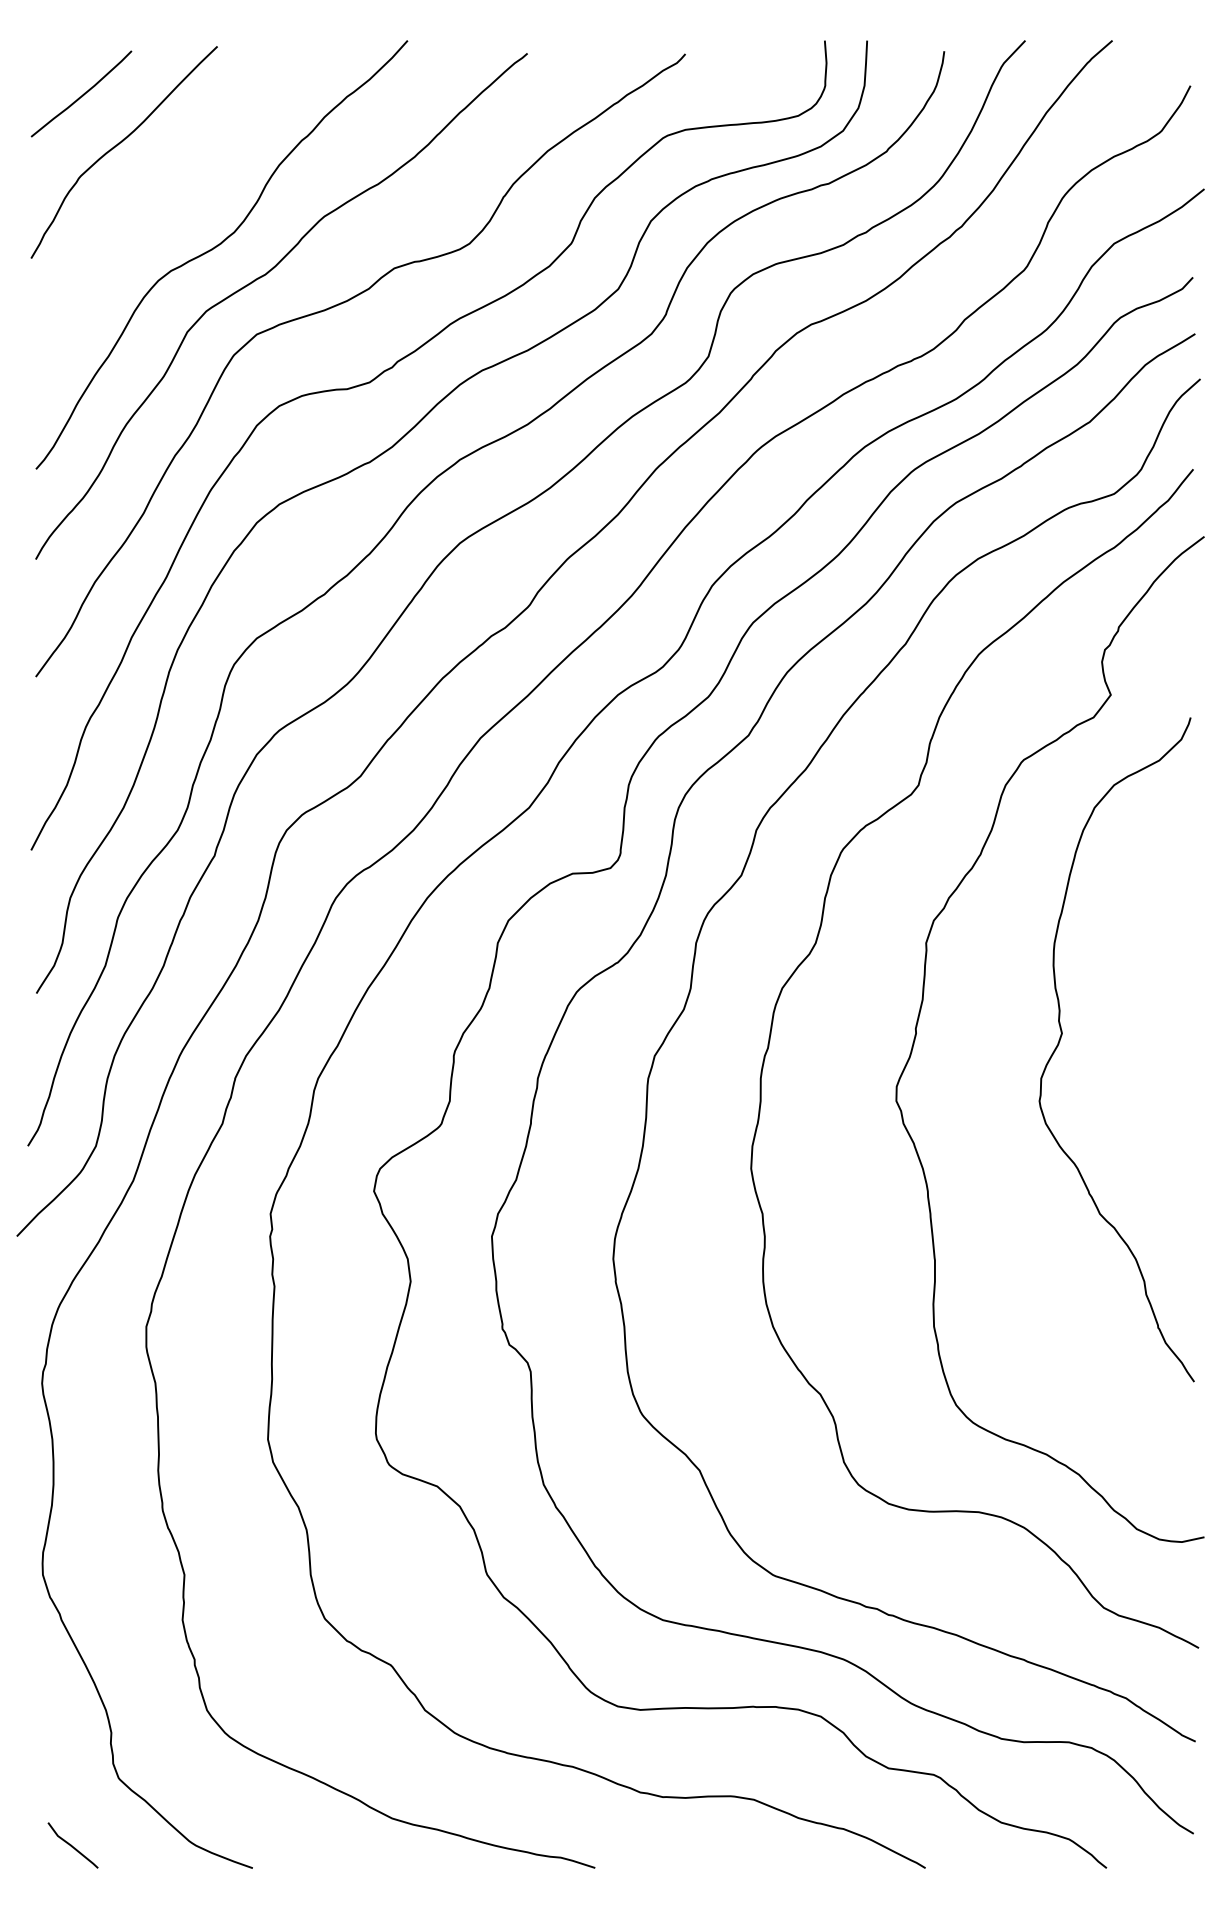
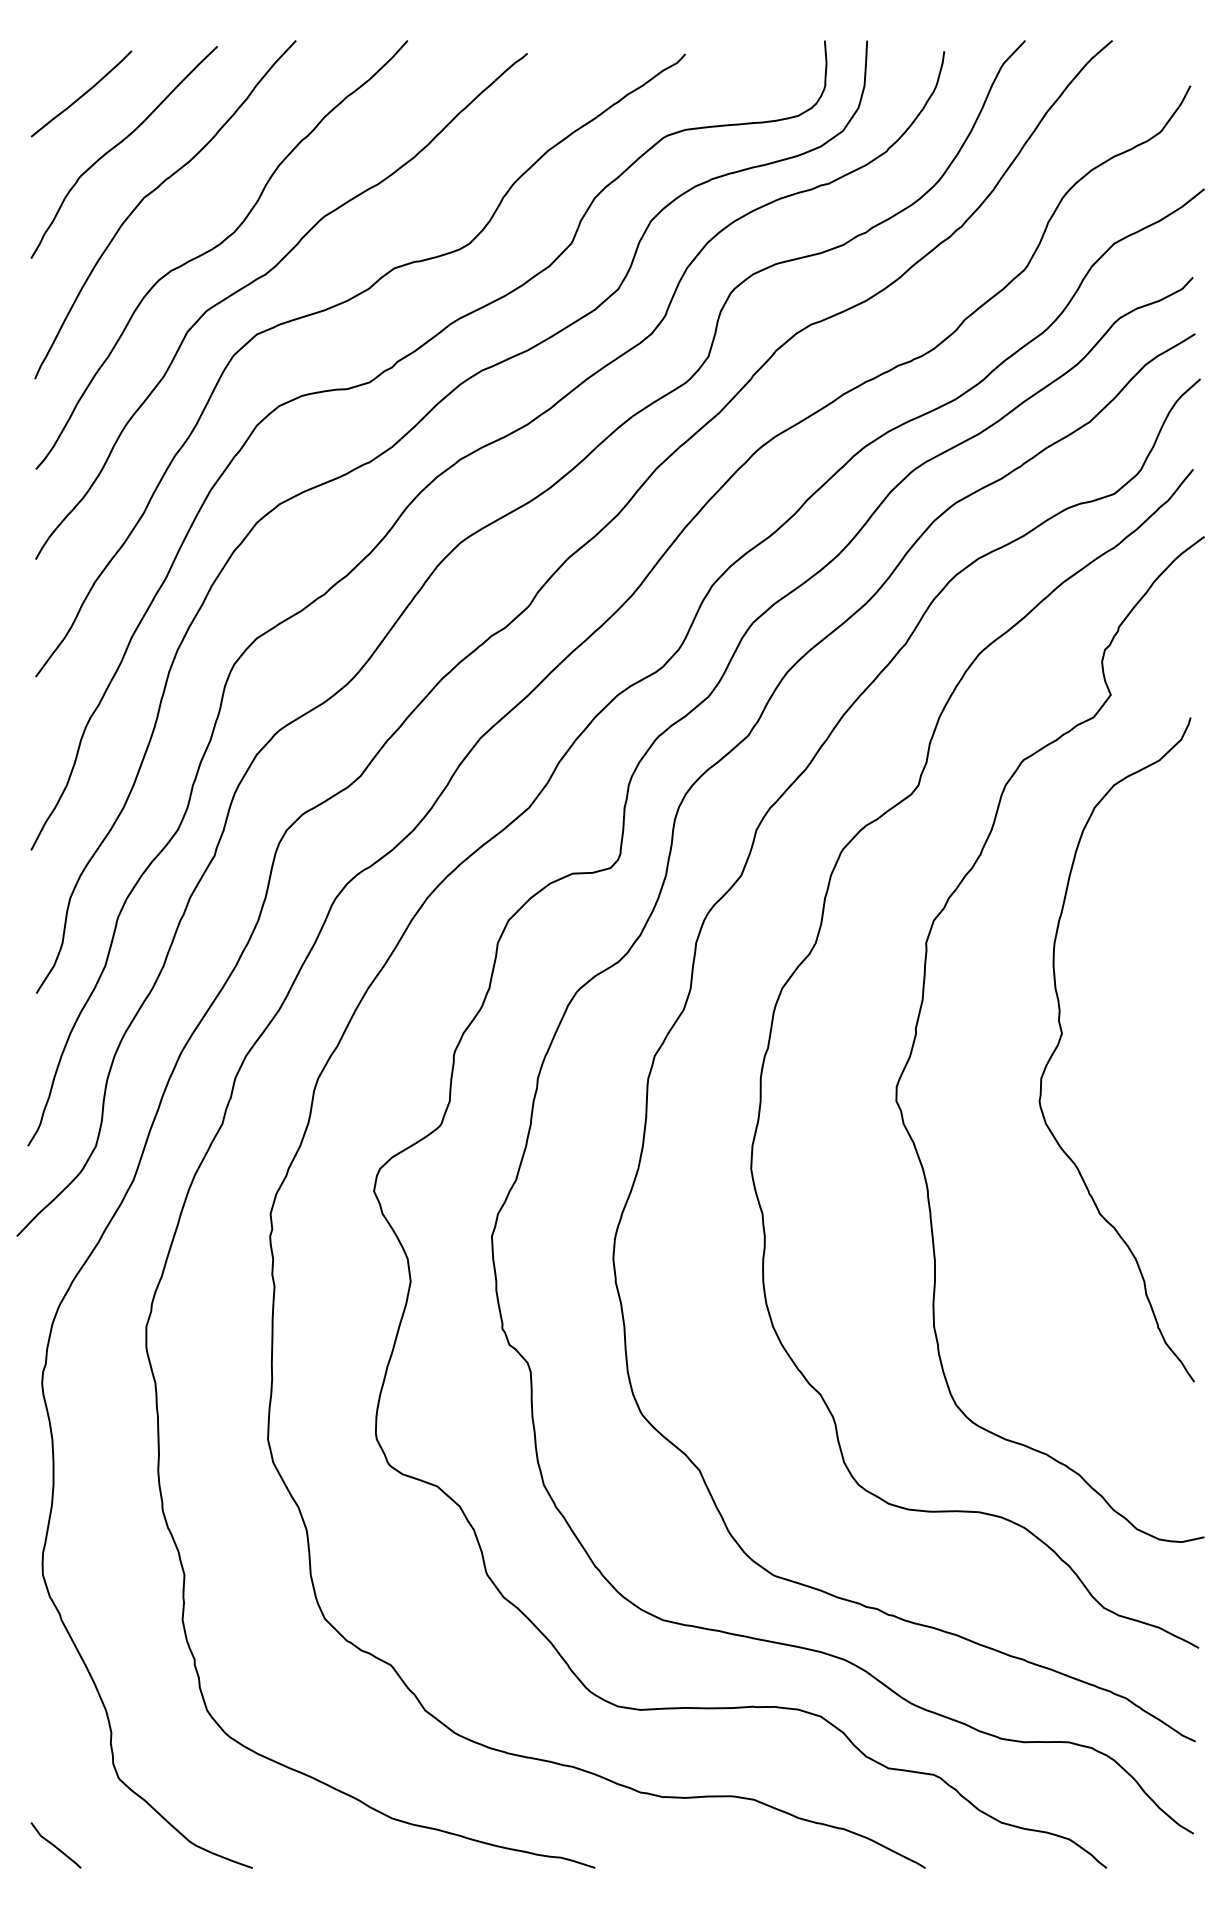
curve: none -> present (154, 191)
line position: (72, 1845) -> (55, 1845) (55, 1845)
